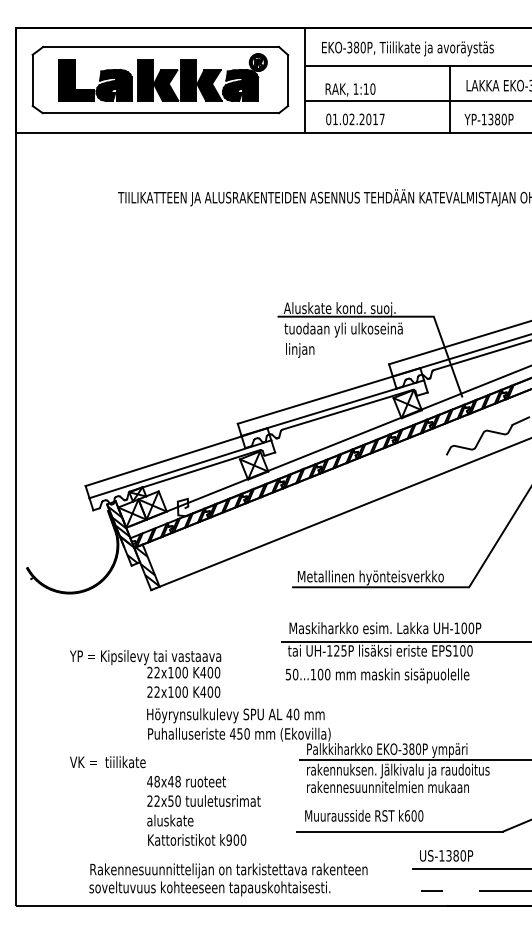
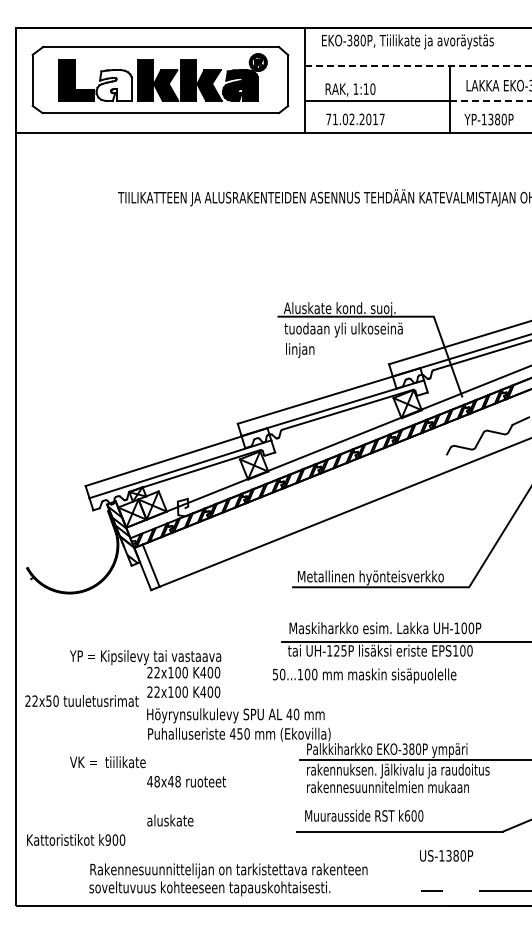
text position: (407, 48) -> (407, 41) (407, 41)
line: solid -> dashed (419, 65)
fill: present -> none (113, 84)
line: solid -> dashed (490, 100)
text: 01.02.2017 -> 71.02.2017 (328, 119)
hatch: present -> none (147, 565)
text position: (377, 675) -> (364, 675) (364, 675)
text position: (203, 800) -> (81, 700) (81, 700)
text position: (197, 839) -> (76, 839) (76, 839)
line: present -> none (470, 868)
